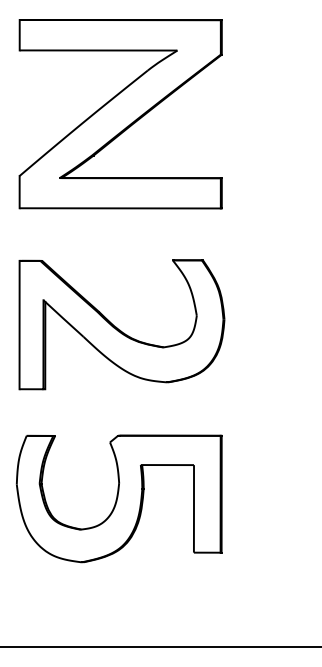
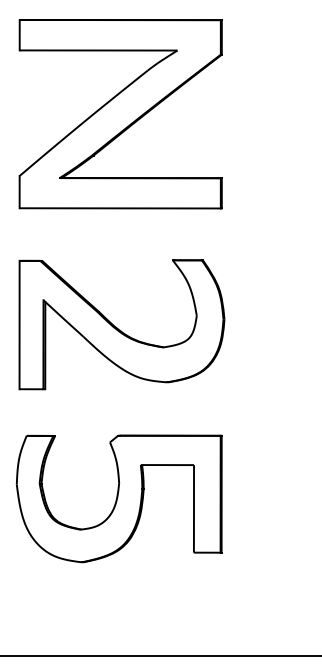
line position: (160, 646) -> (160, 655) (160, 655)
